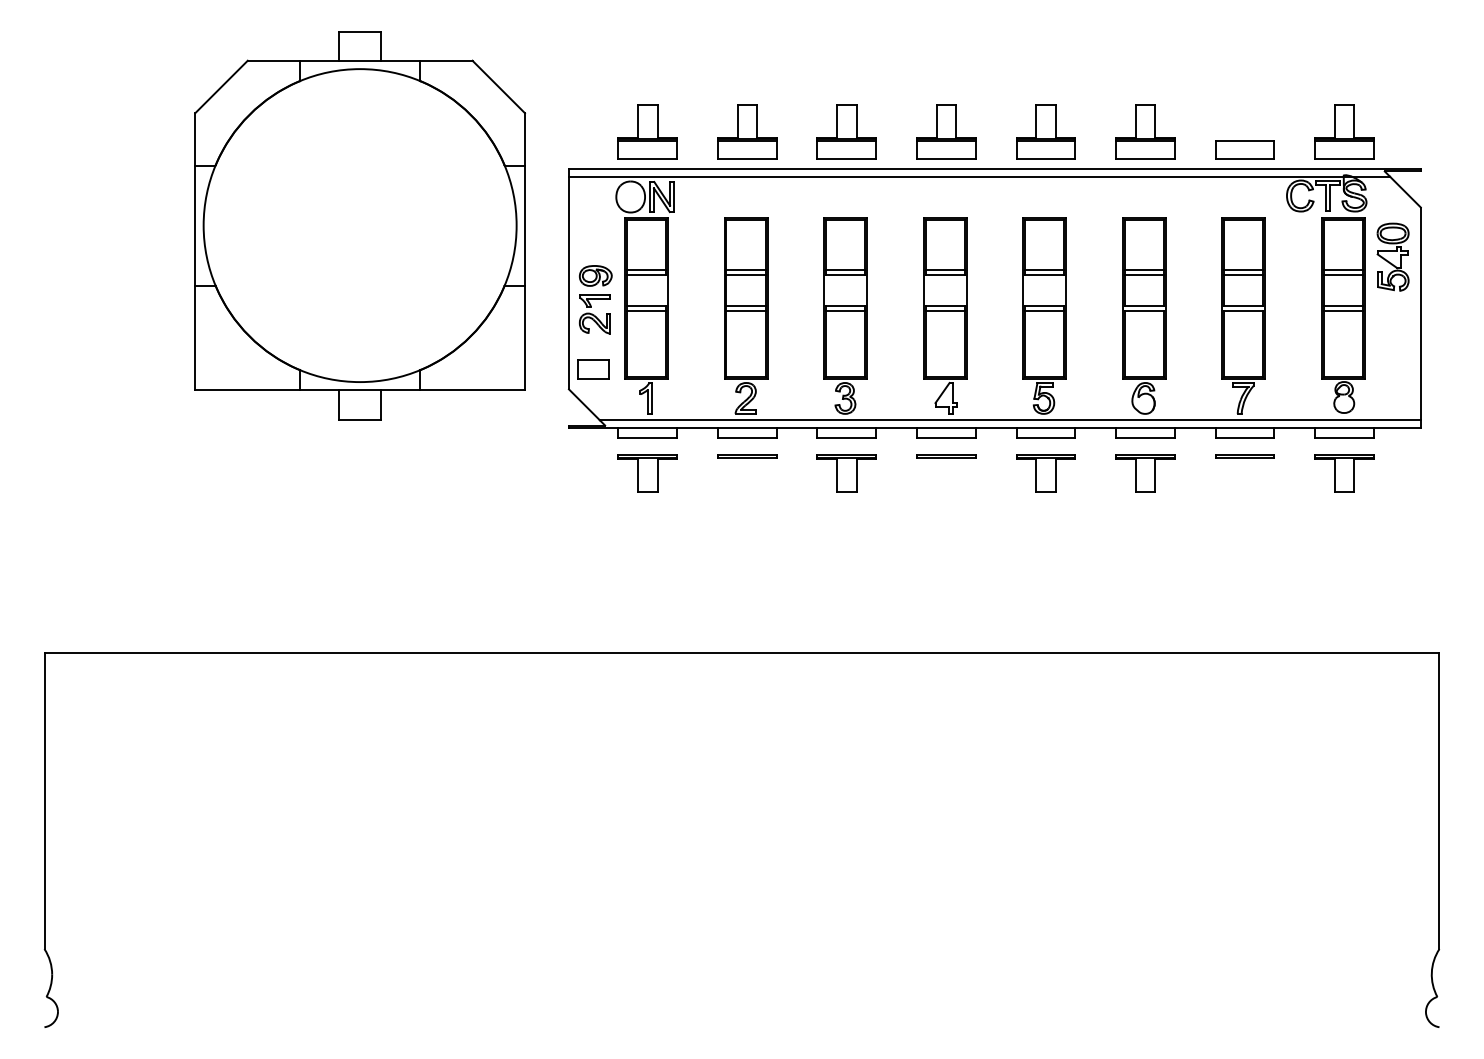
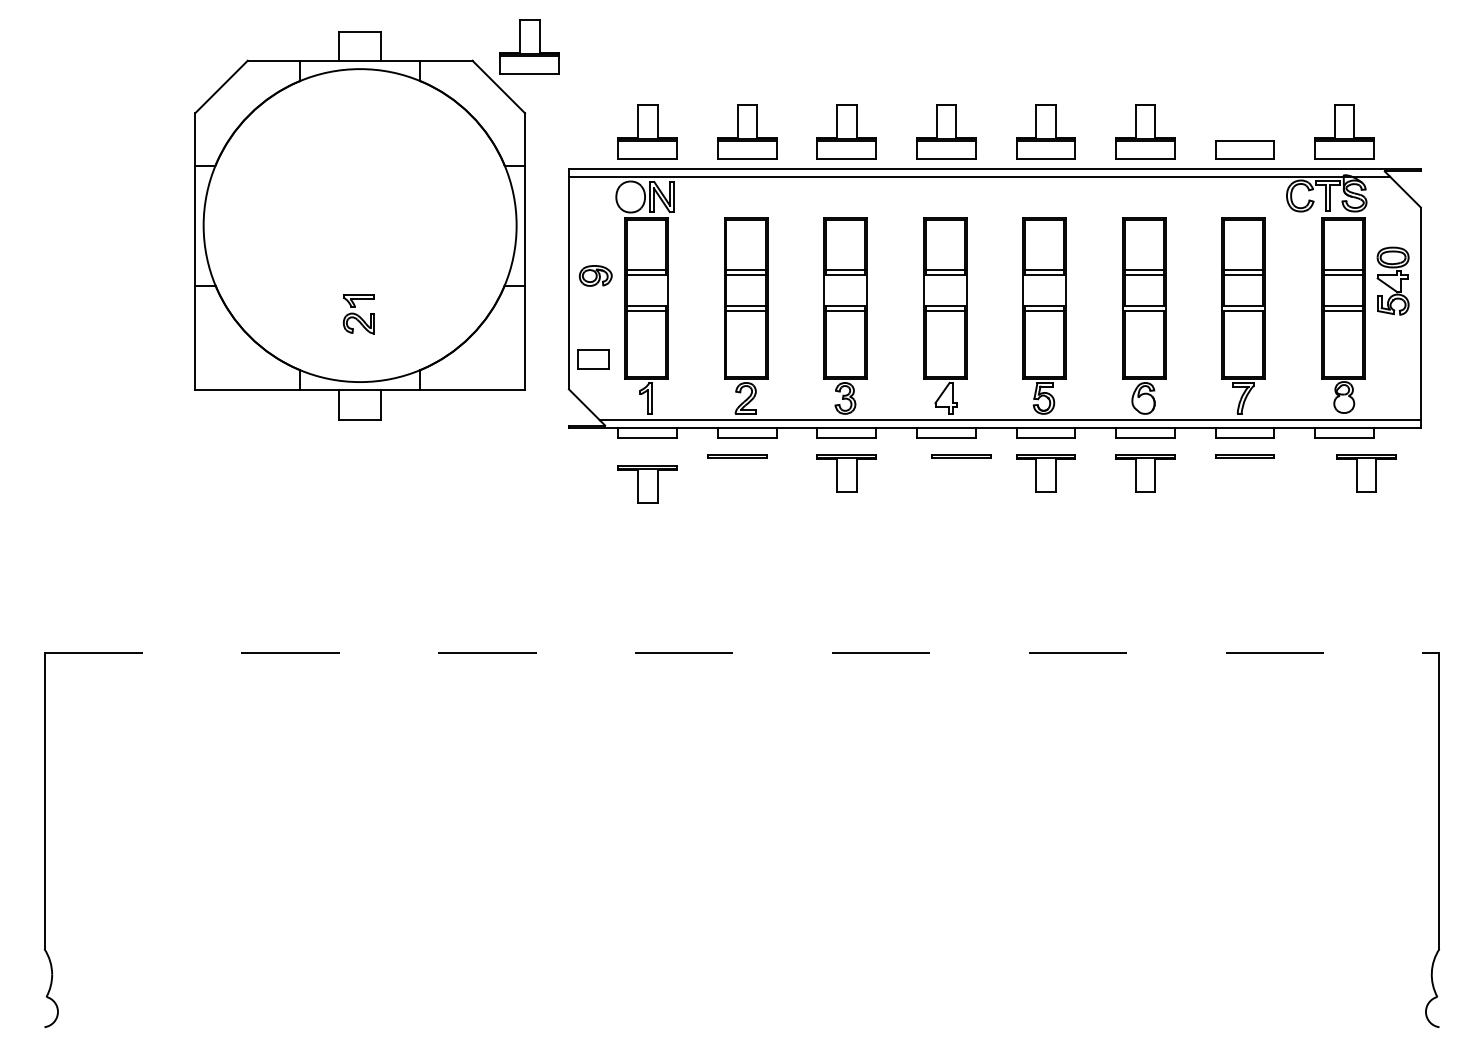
part: none -> present (529, 46)
part position: (1392, 256) -> (1392, 280) (1392, 280)
part position: (594, 314) -> (358, 314) (358, 314)
part position: (593, 369) -> (593, 359) (593, 359)
line position: (747, 455) -> (737, 455) (737, 455)
line position: (946, 455) -> (961, 455) (961, 455)
part position: (647, 473) -> (647, 484) (647, 484)
part position: (1344, 473) -> (1366, 473) (1366, 473)
line: solid -> dashed (742, 653)
